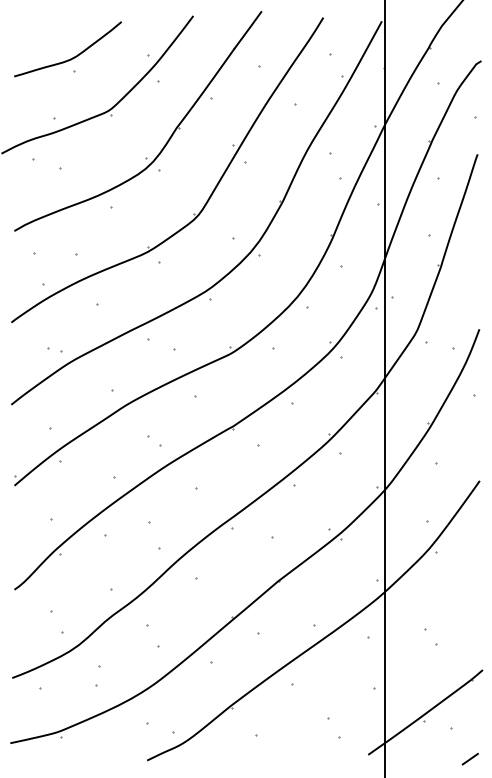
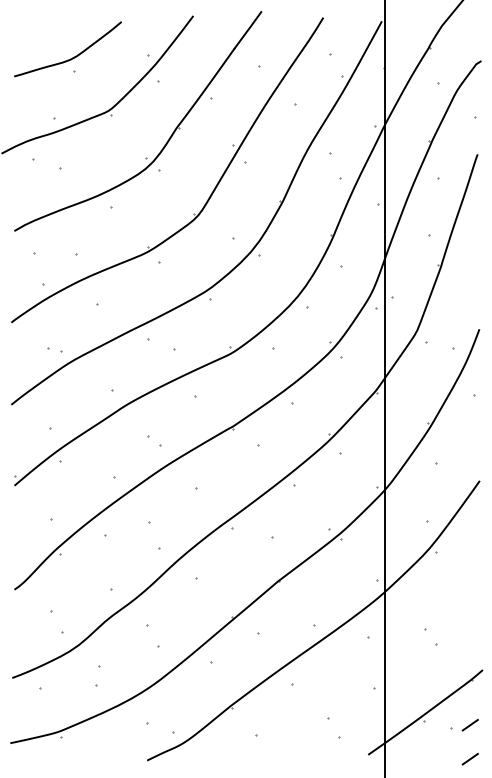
line: none -> present (469, 725)
